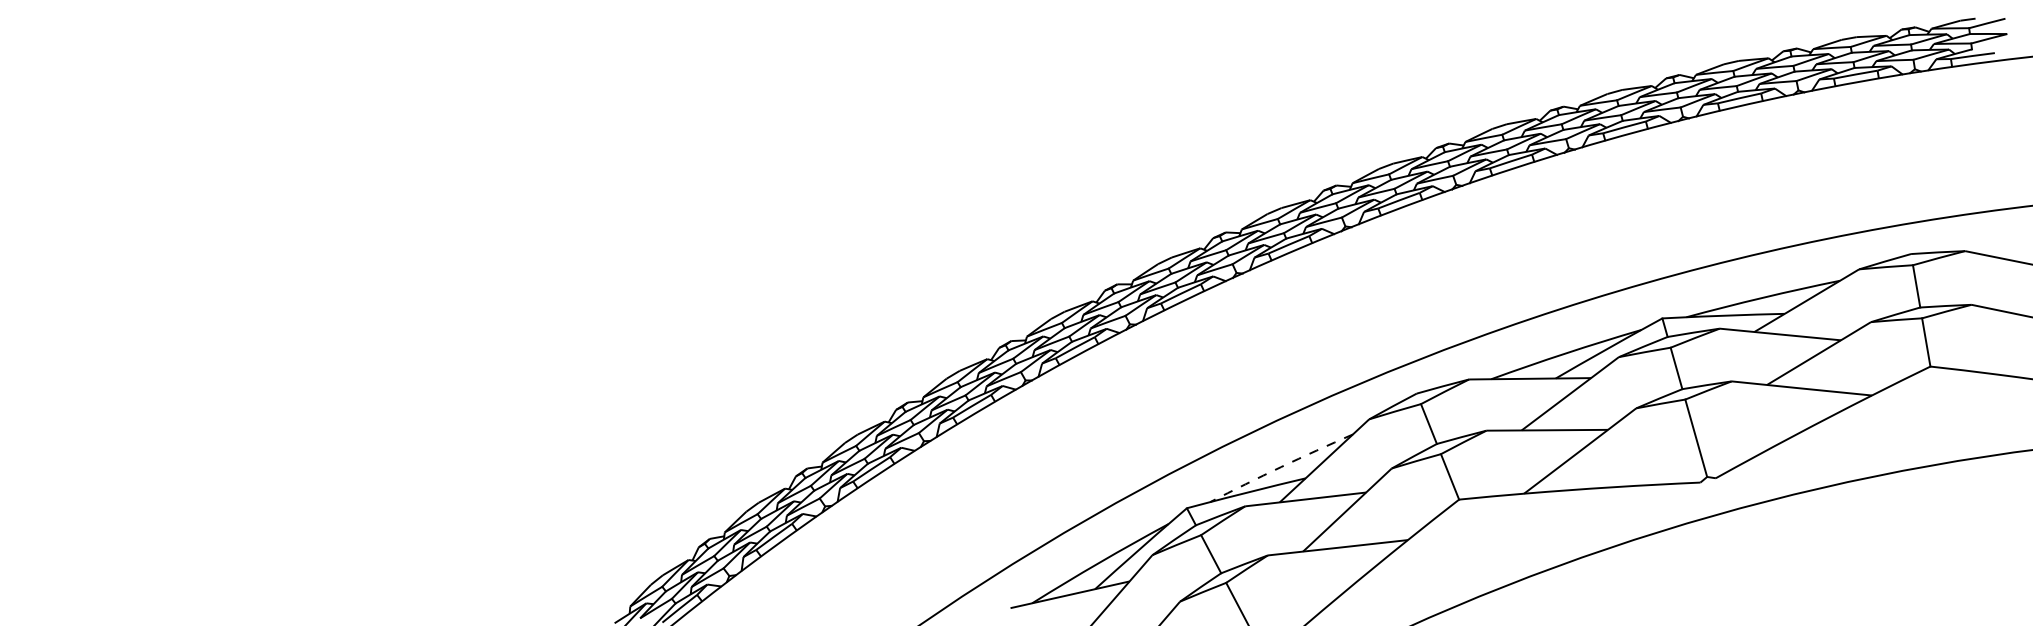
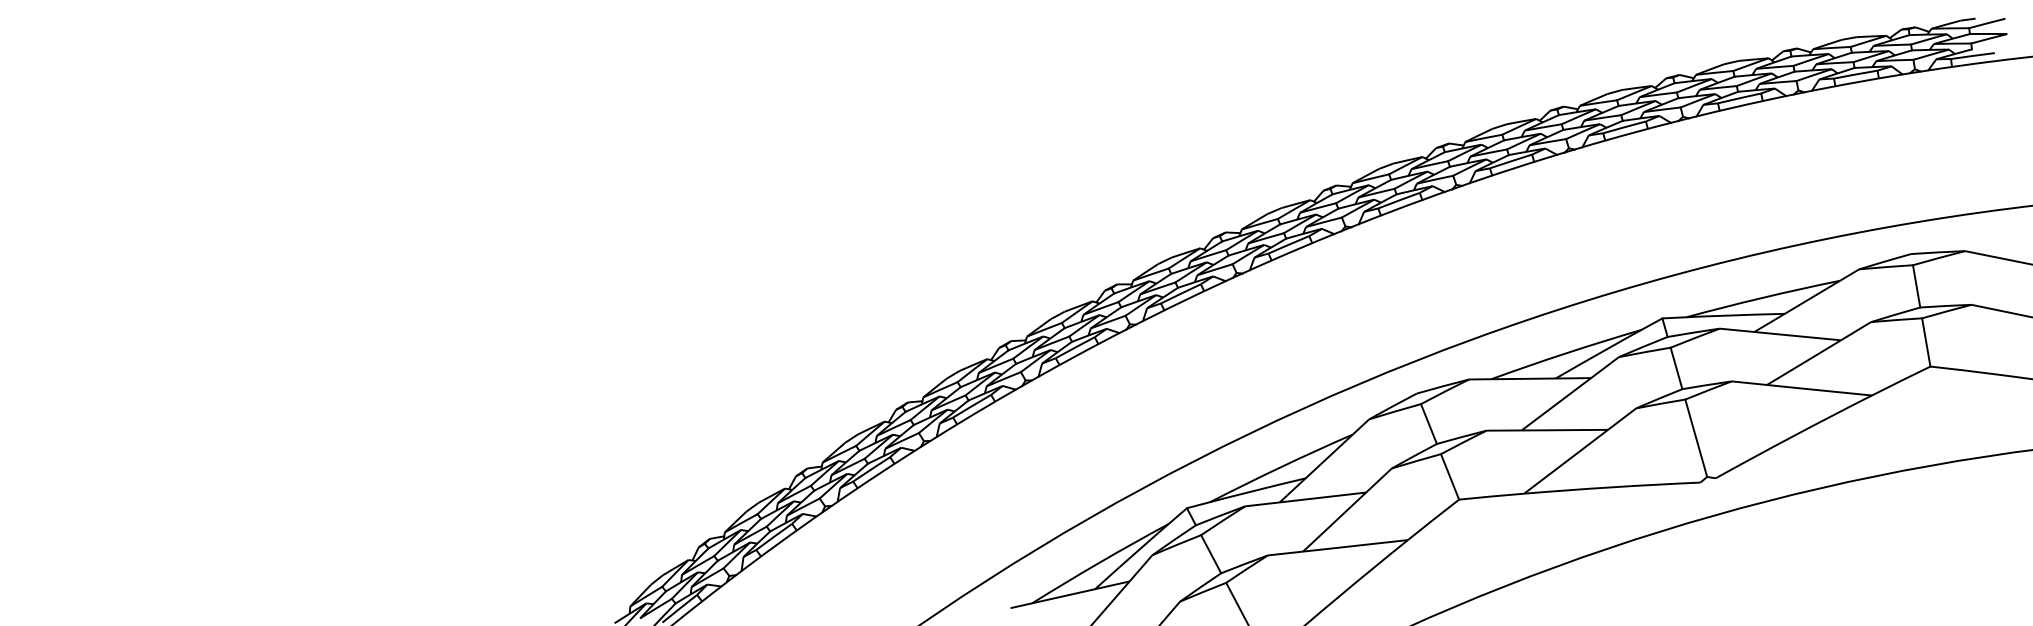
arc: dashed -> solid (1281, 467)
